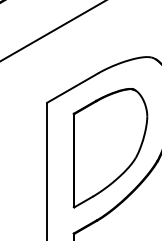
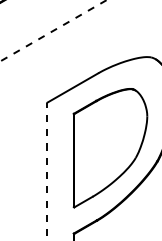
line: solid -> dashed (53, 30)
line: solid -> dashed (47, 171)
